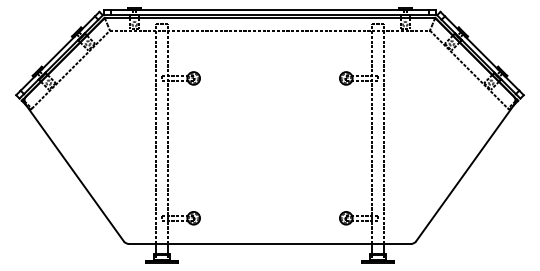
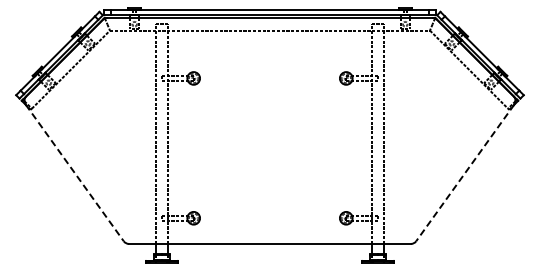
line: solid -> dashed (75, 173)
line: solid -> dashed (464, 173)
